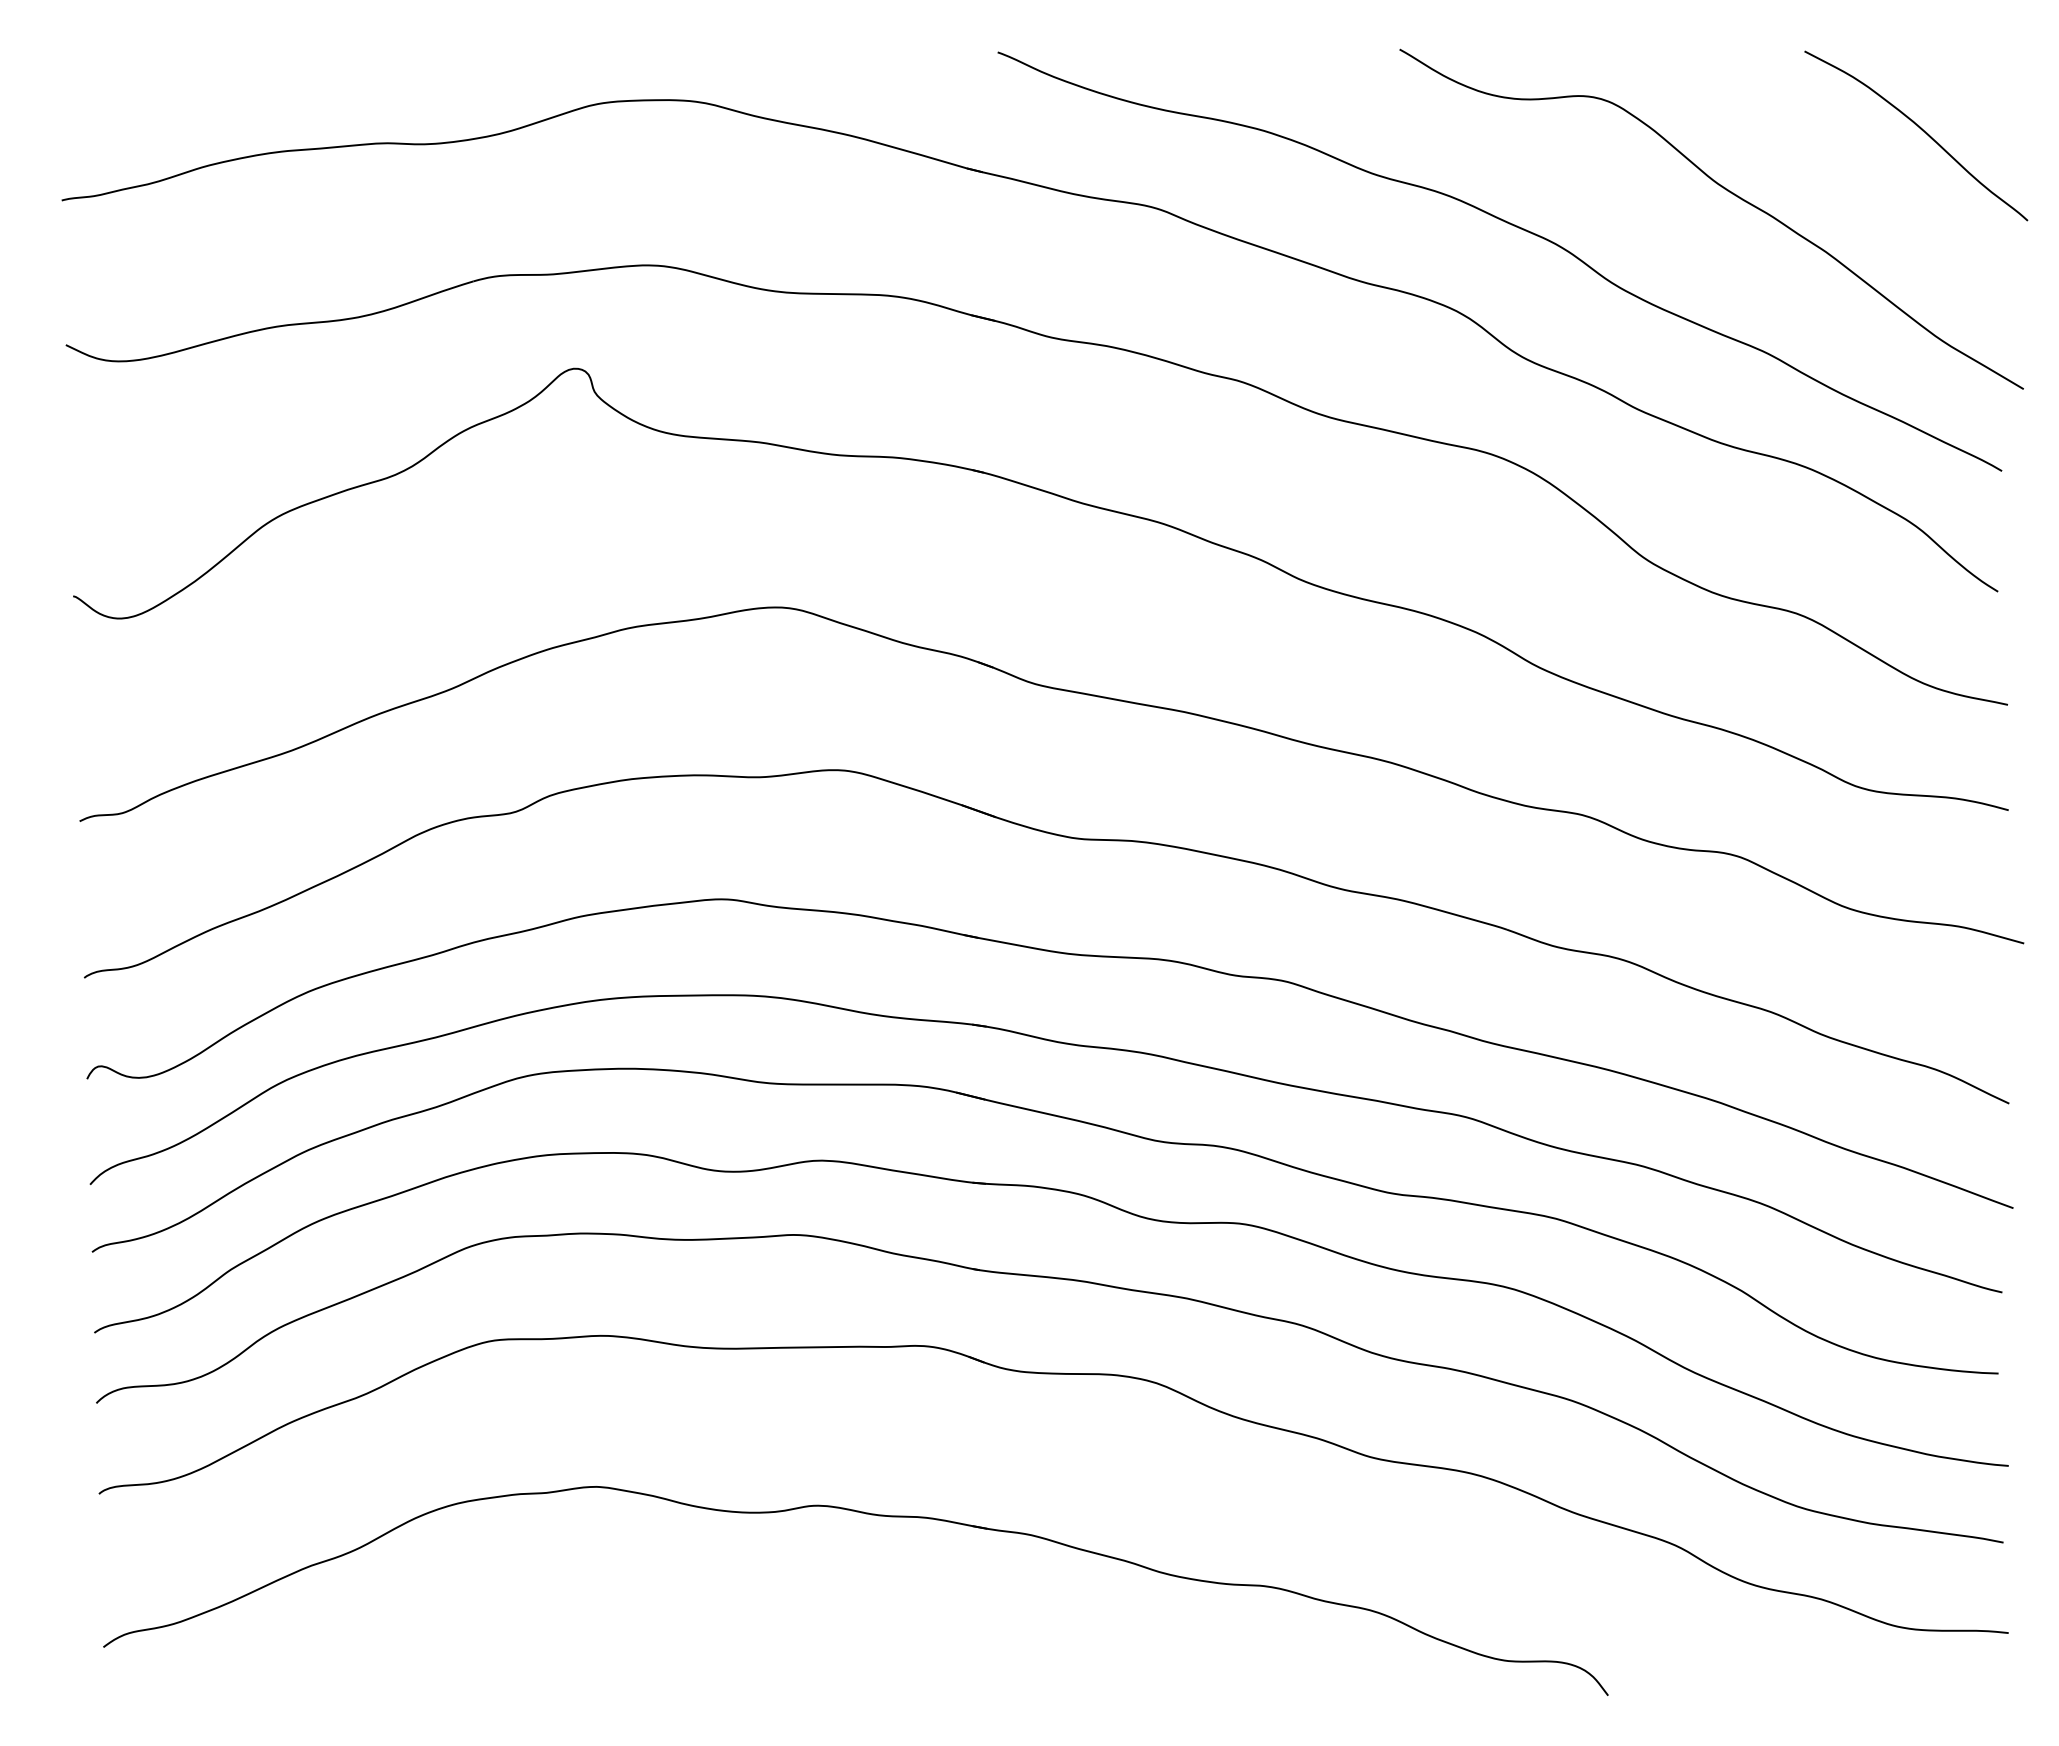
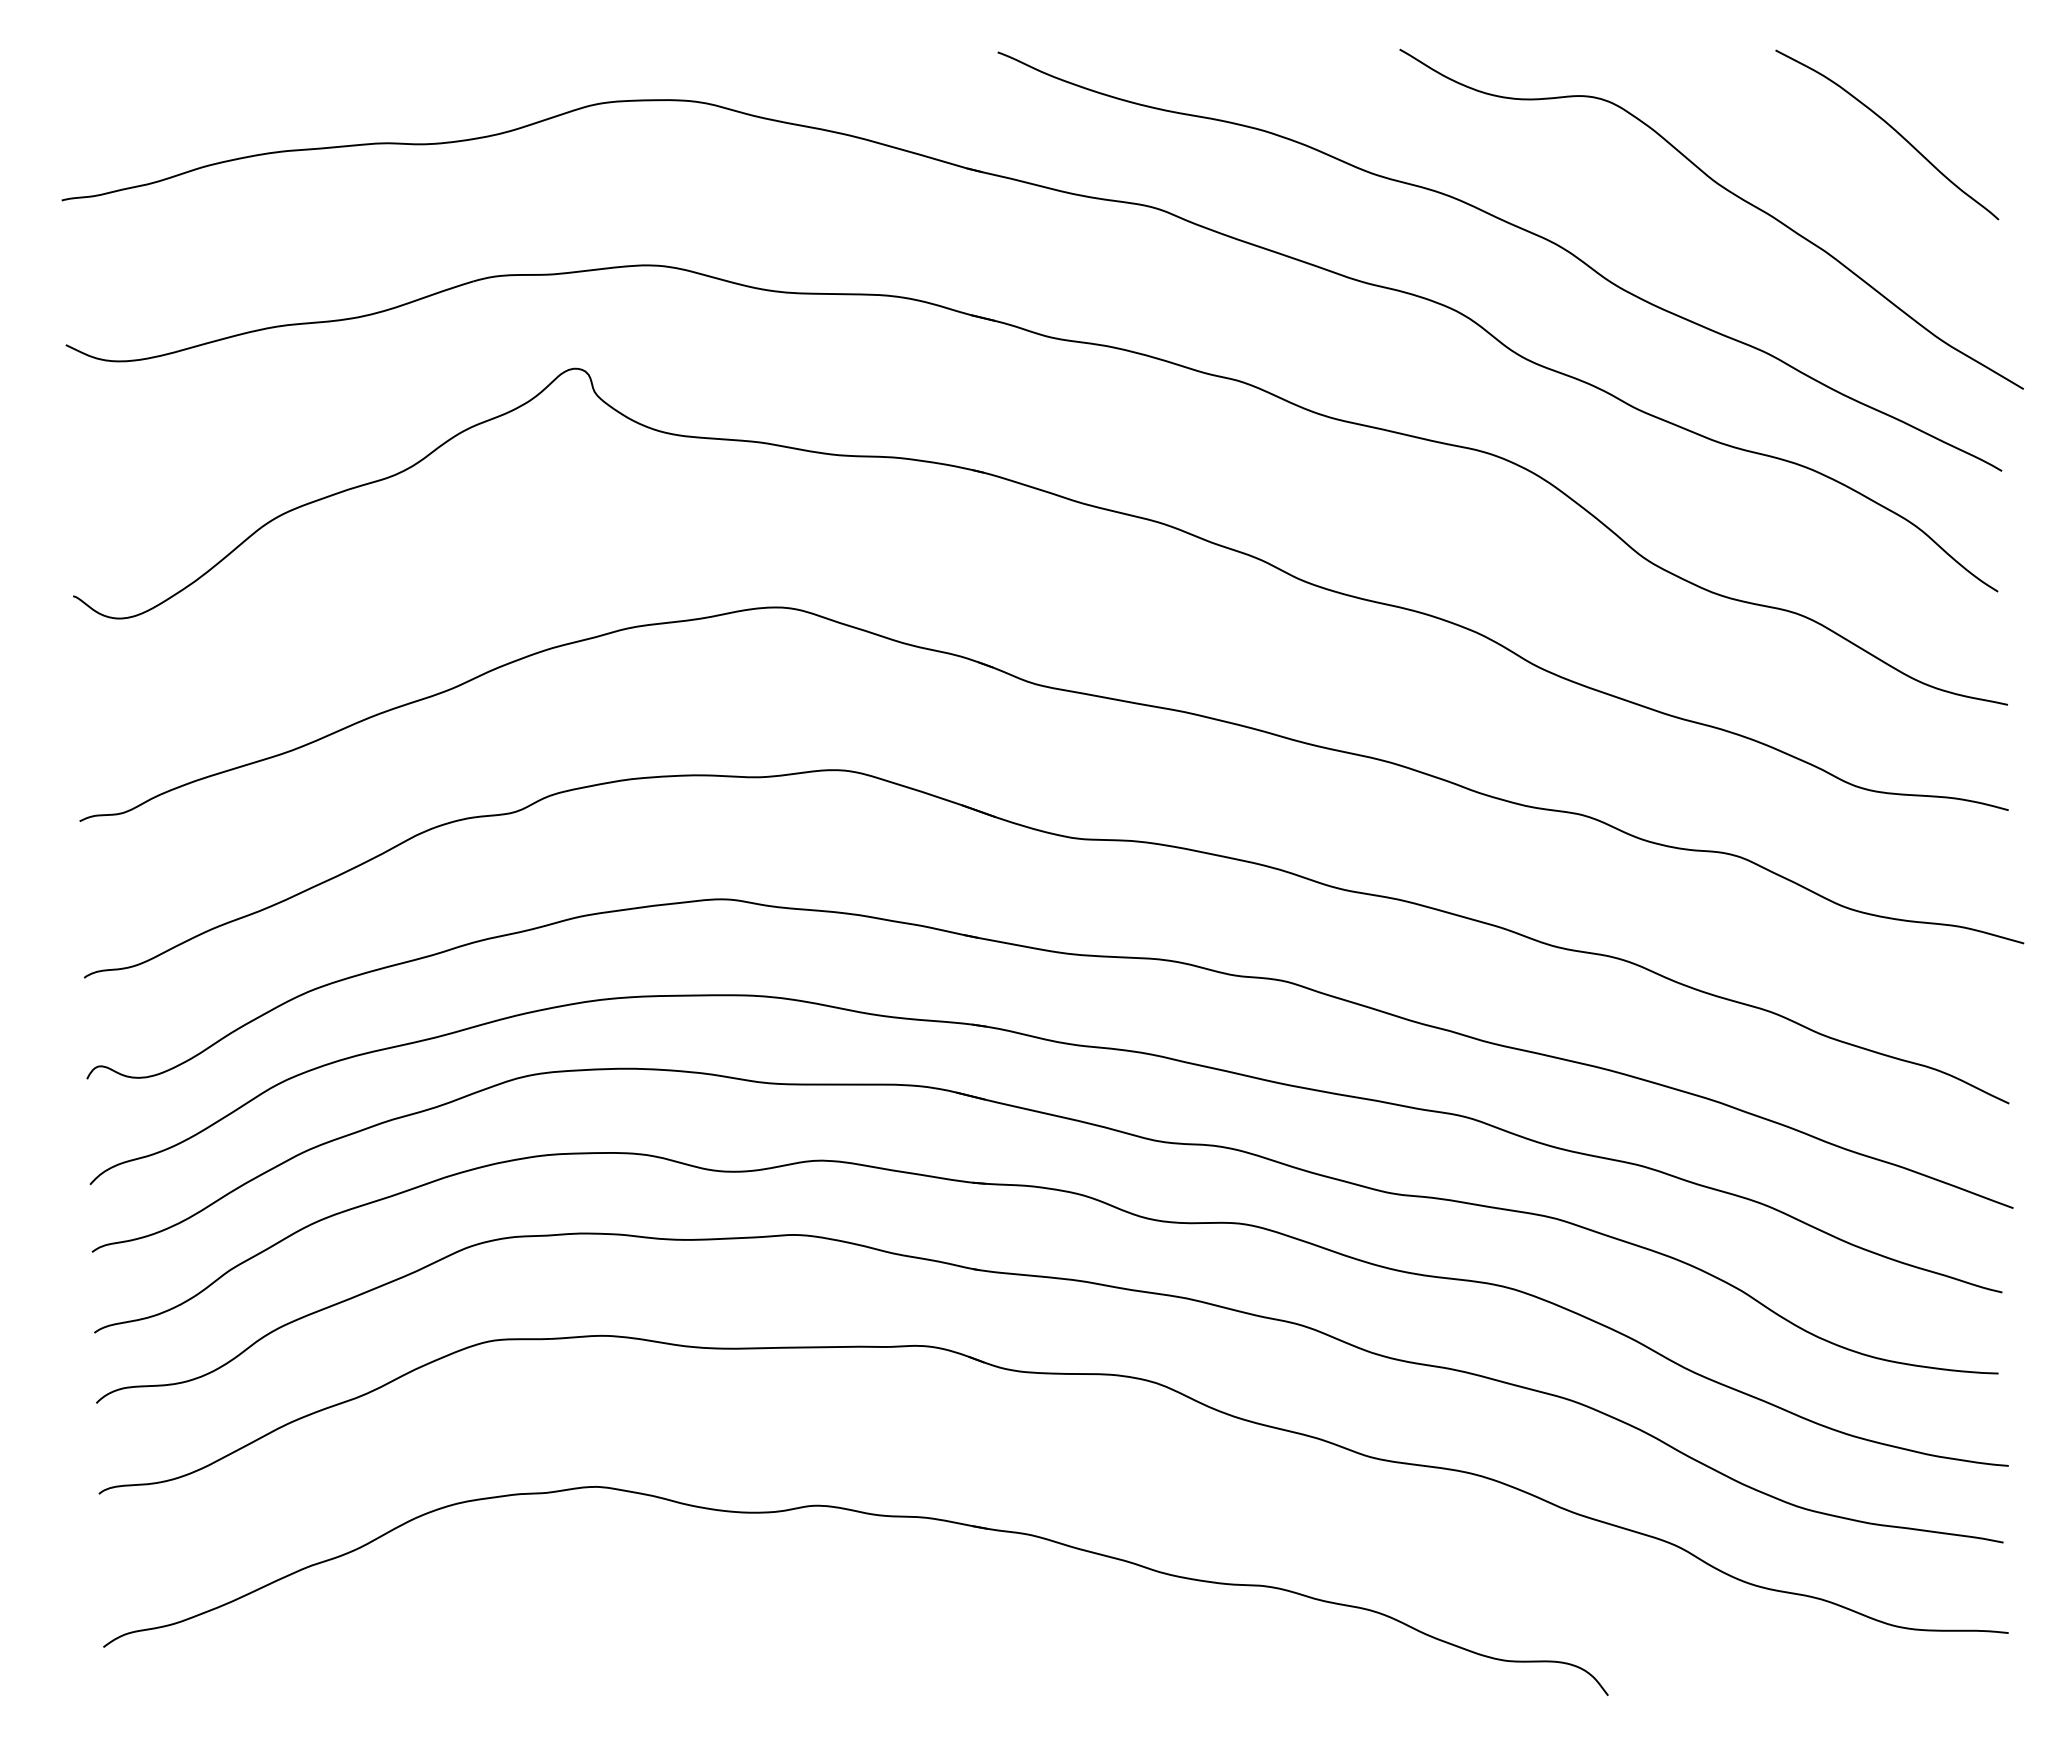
curve position: (1921, 130) -> (1892, 129) (1892, 129)
